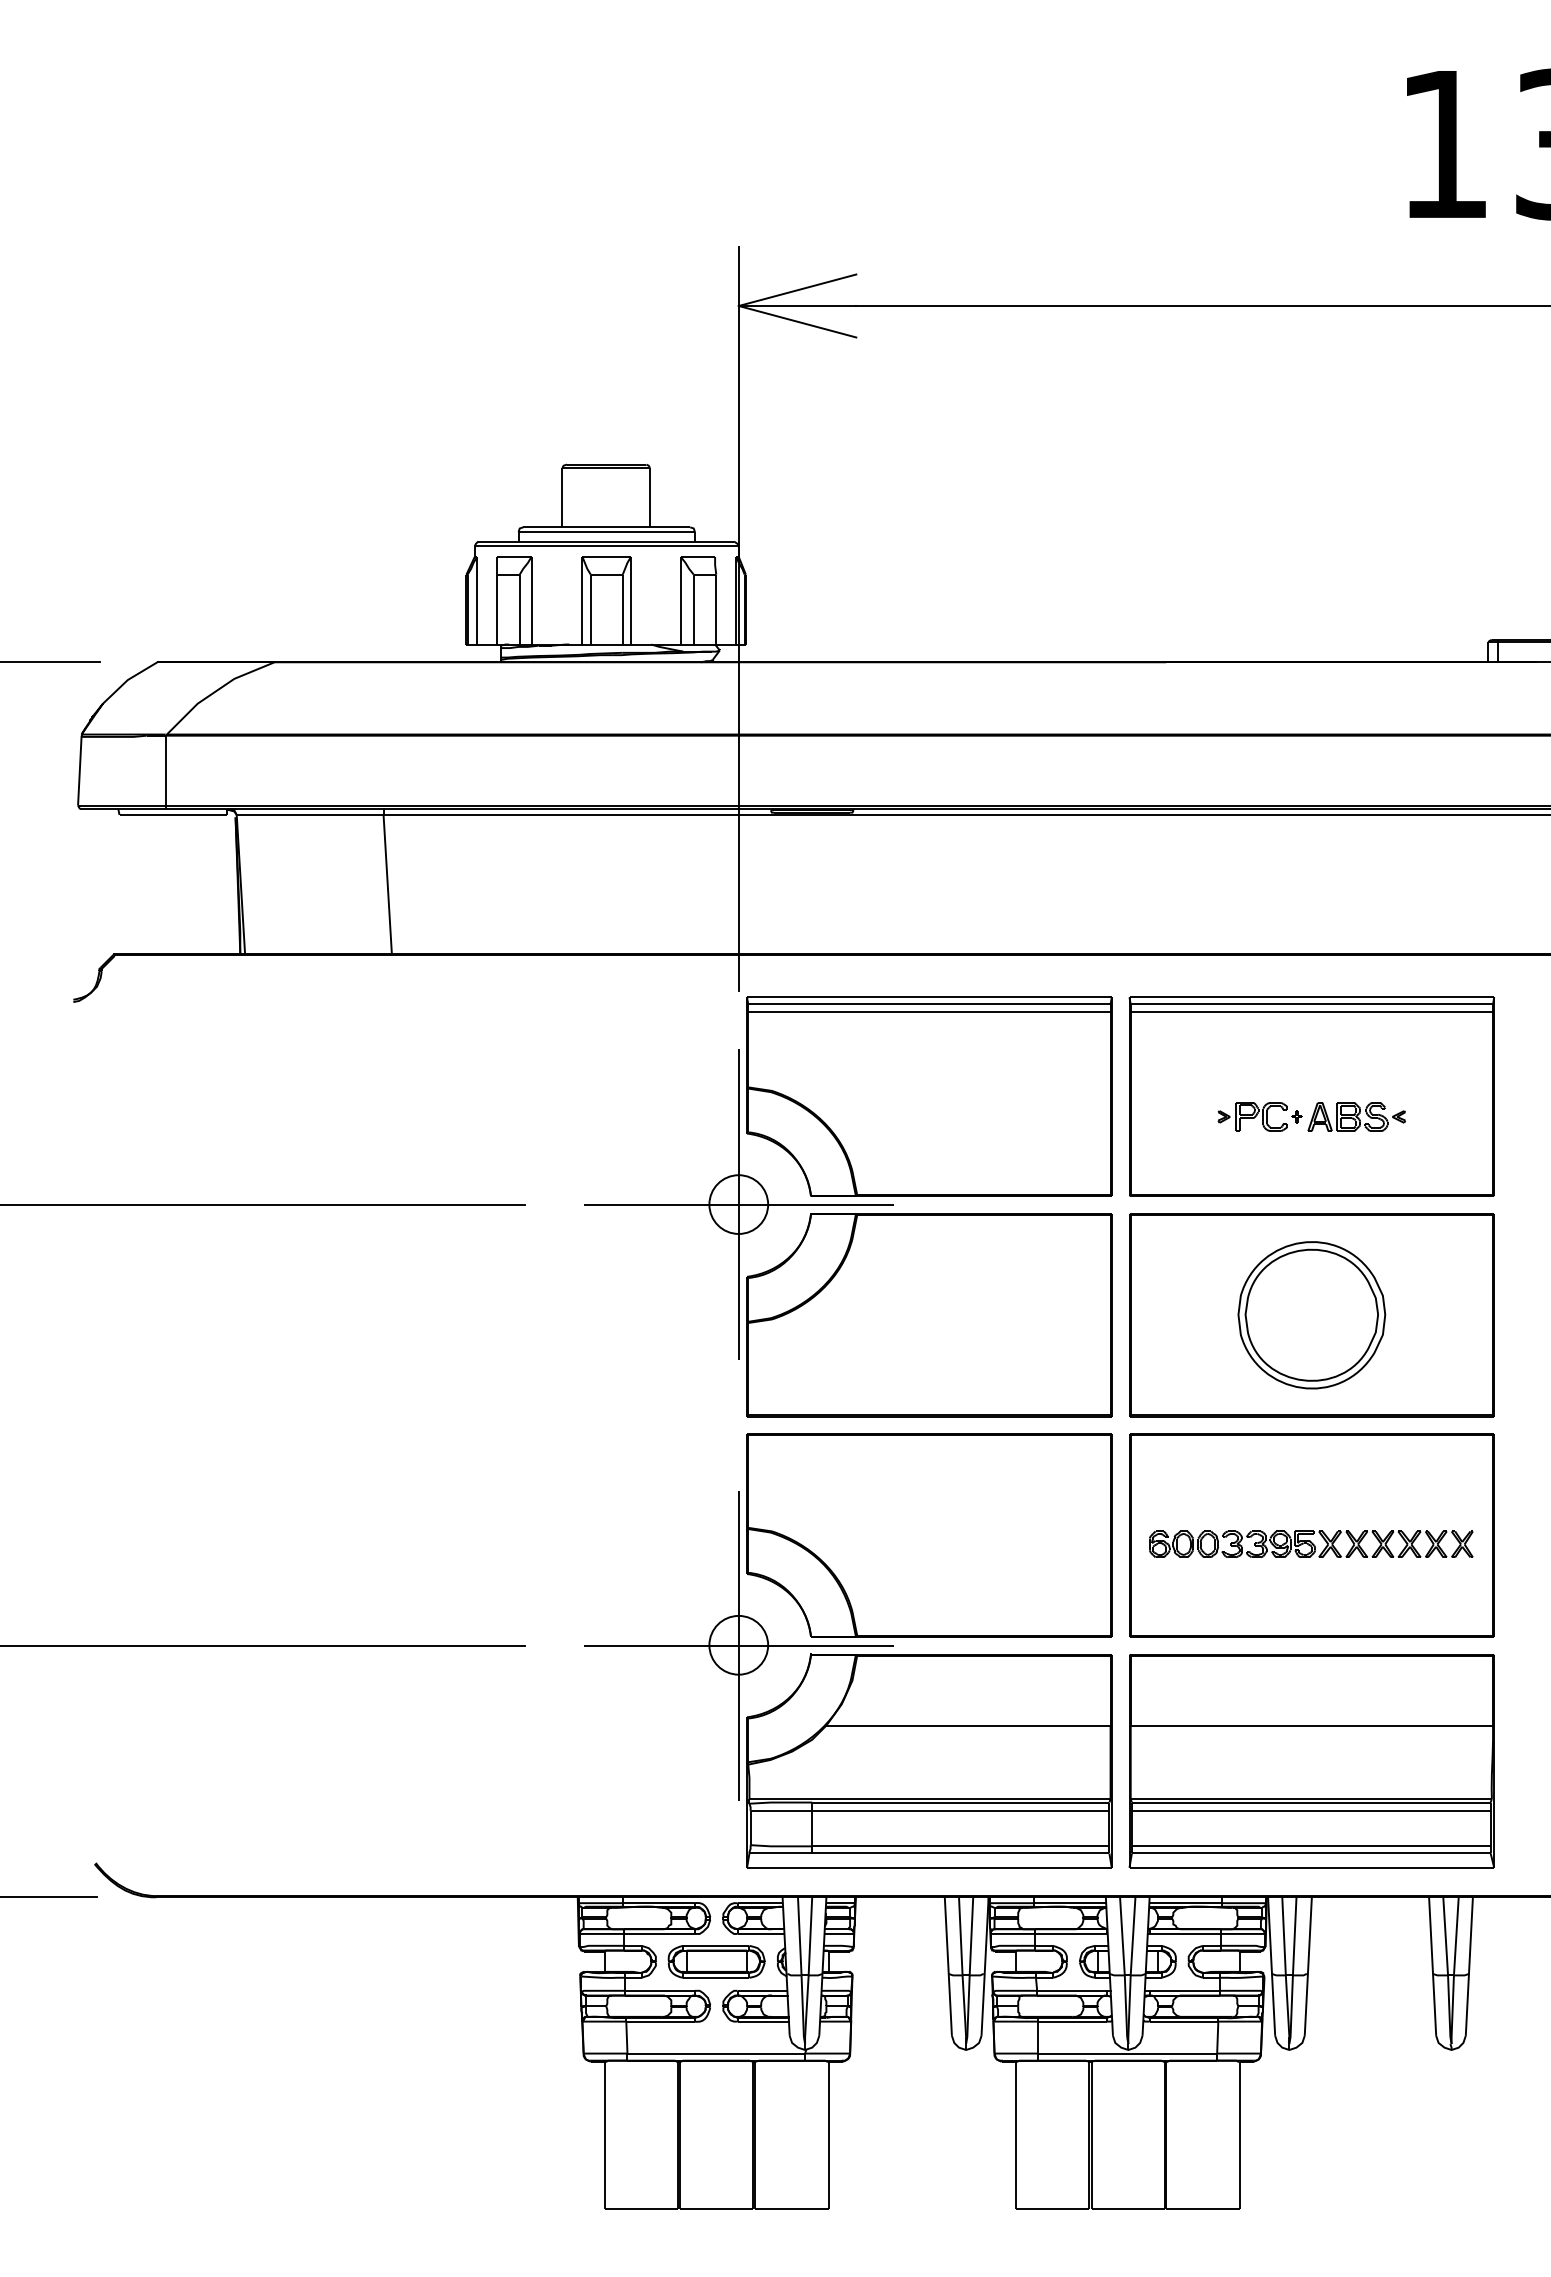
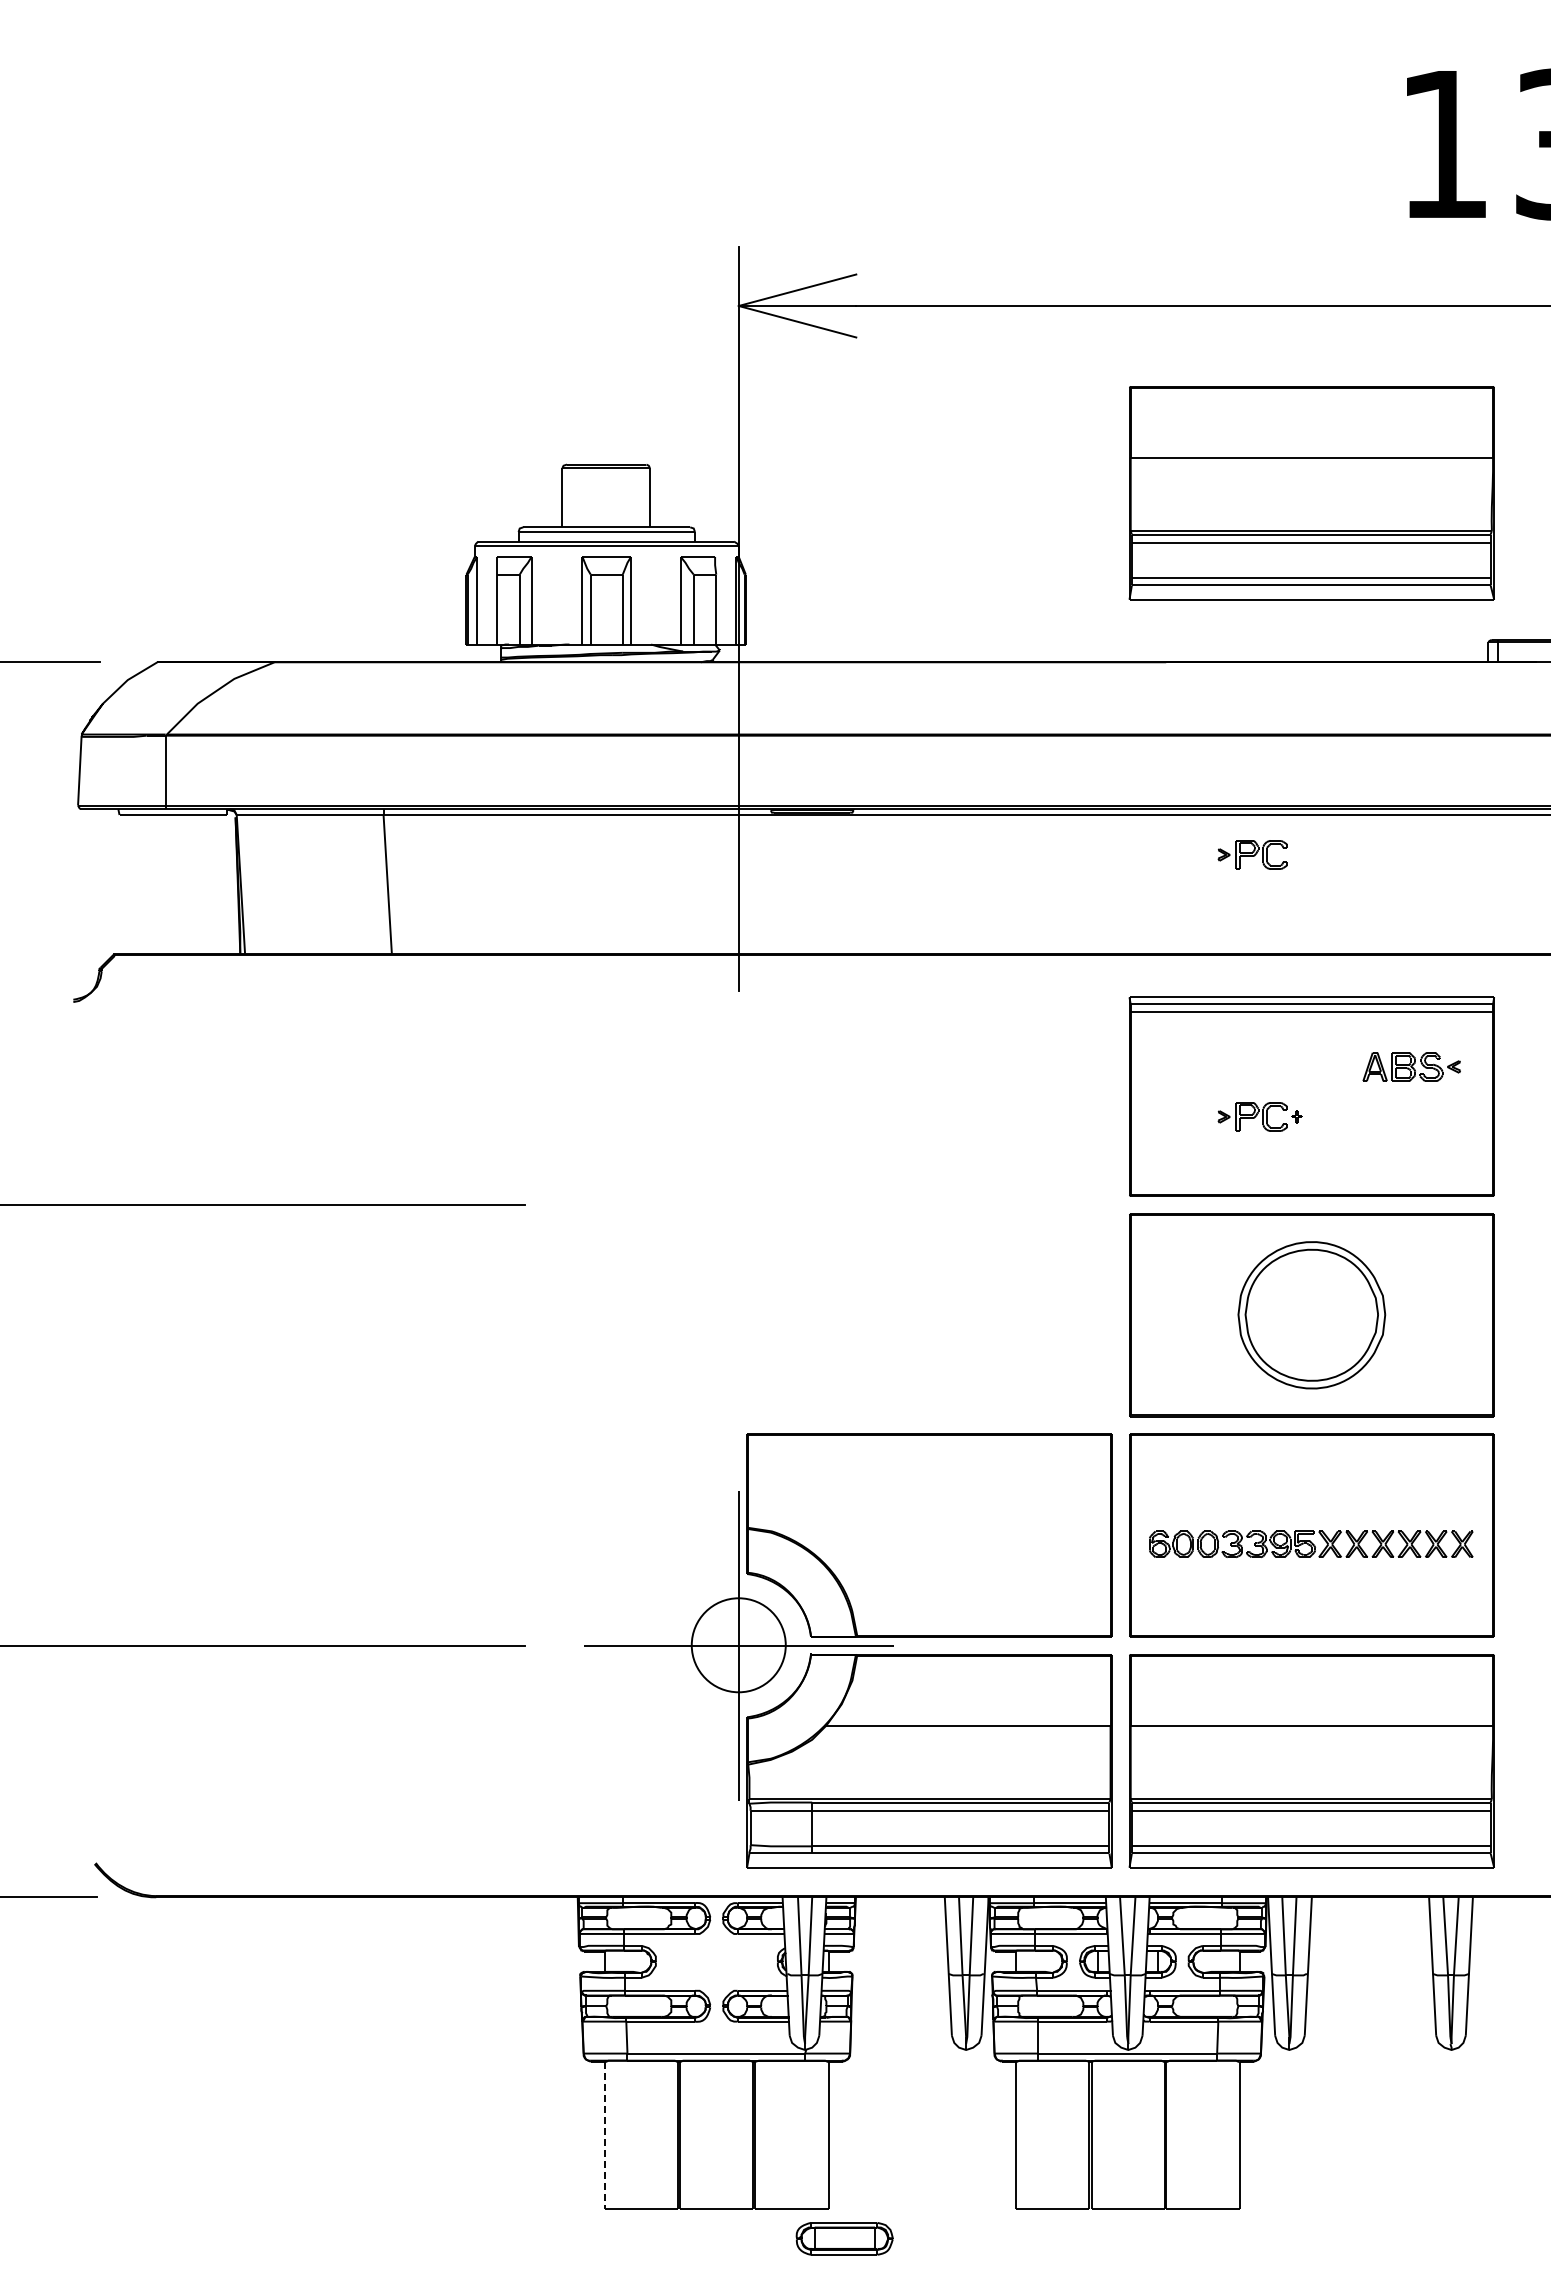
part: none -> present (1311, 493)
part: none -> present (1252, 854)
part position: (1356, 1116) -> (1411, 1066) (1411, 1066)
part: present -> none (848, 1206)
circle diameter: 59 px -> 94 px (738, 1645)
part position: (716, 1961) -> (844, 2238) (844, 2238)
line: solid -> dashed (605, 2135)
